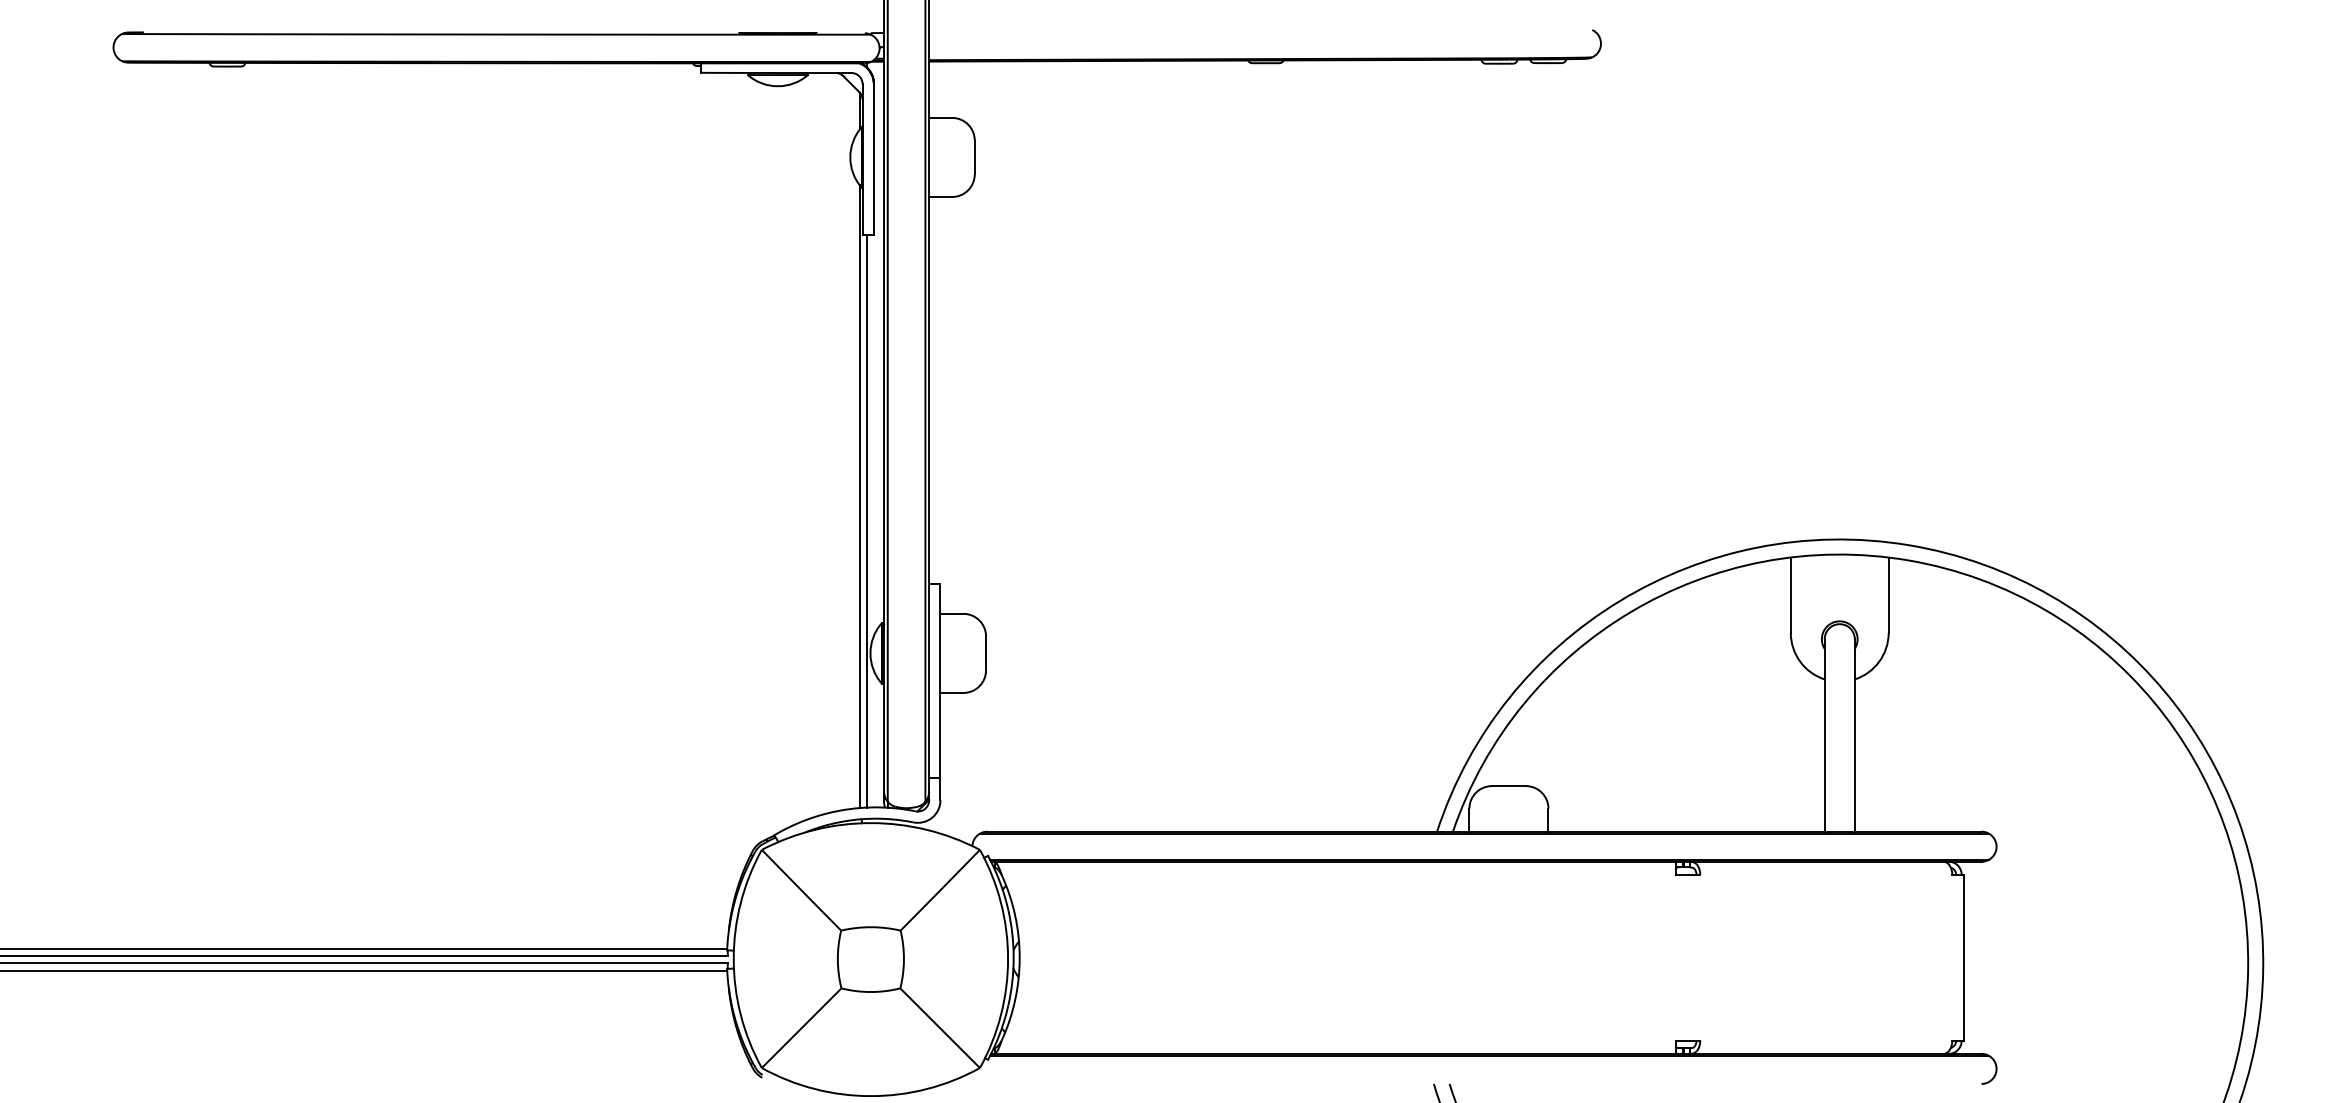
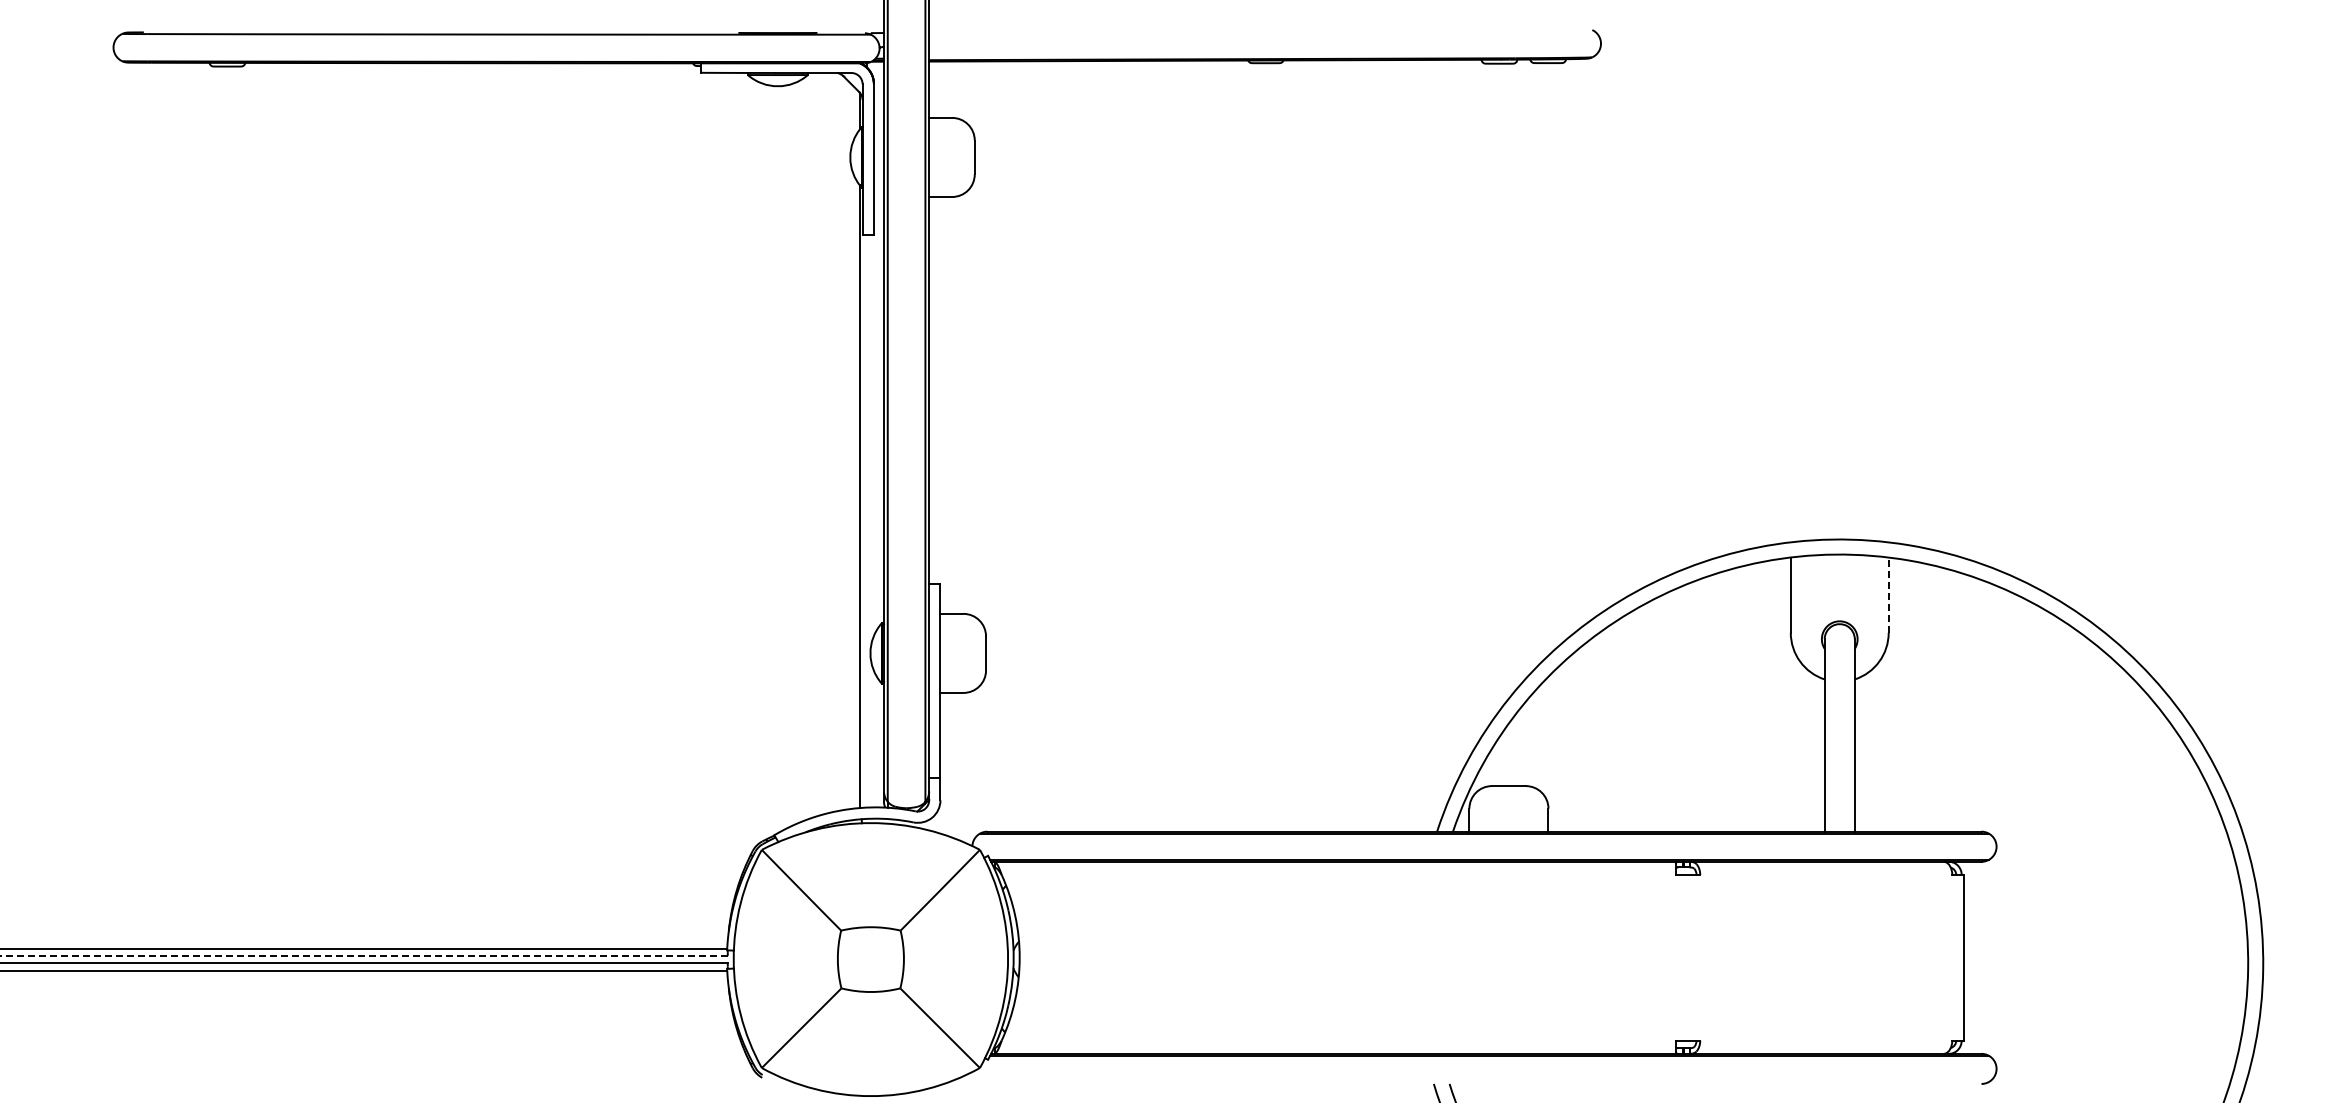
line: present -> none (867, 520)
line: solid -> dashed (1888, 595)
line: solid -> dashed (363, 955)
